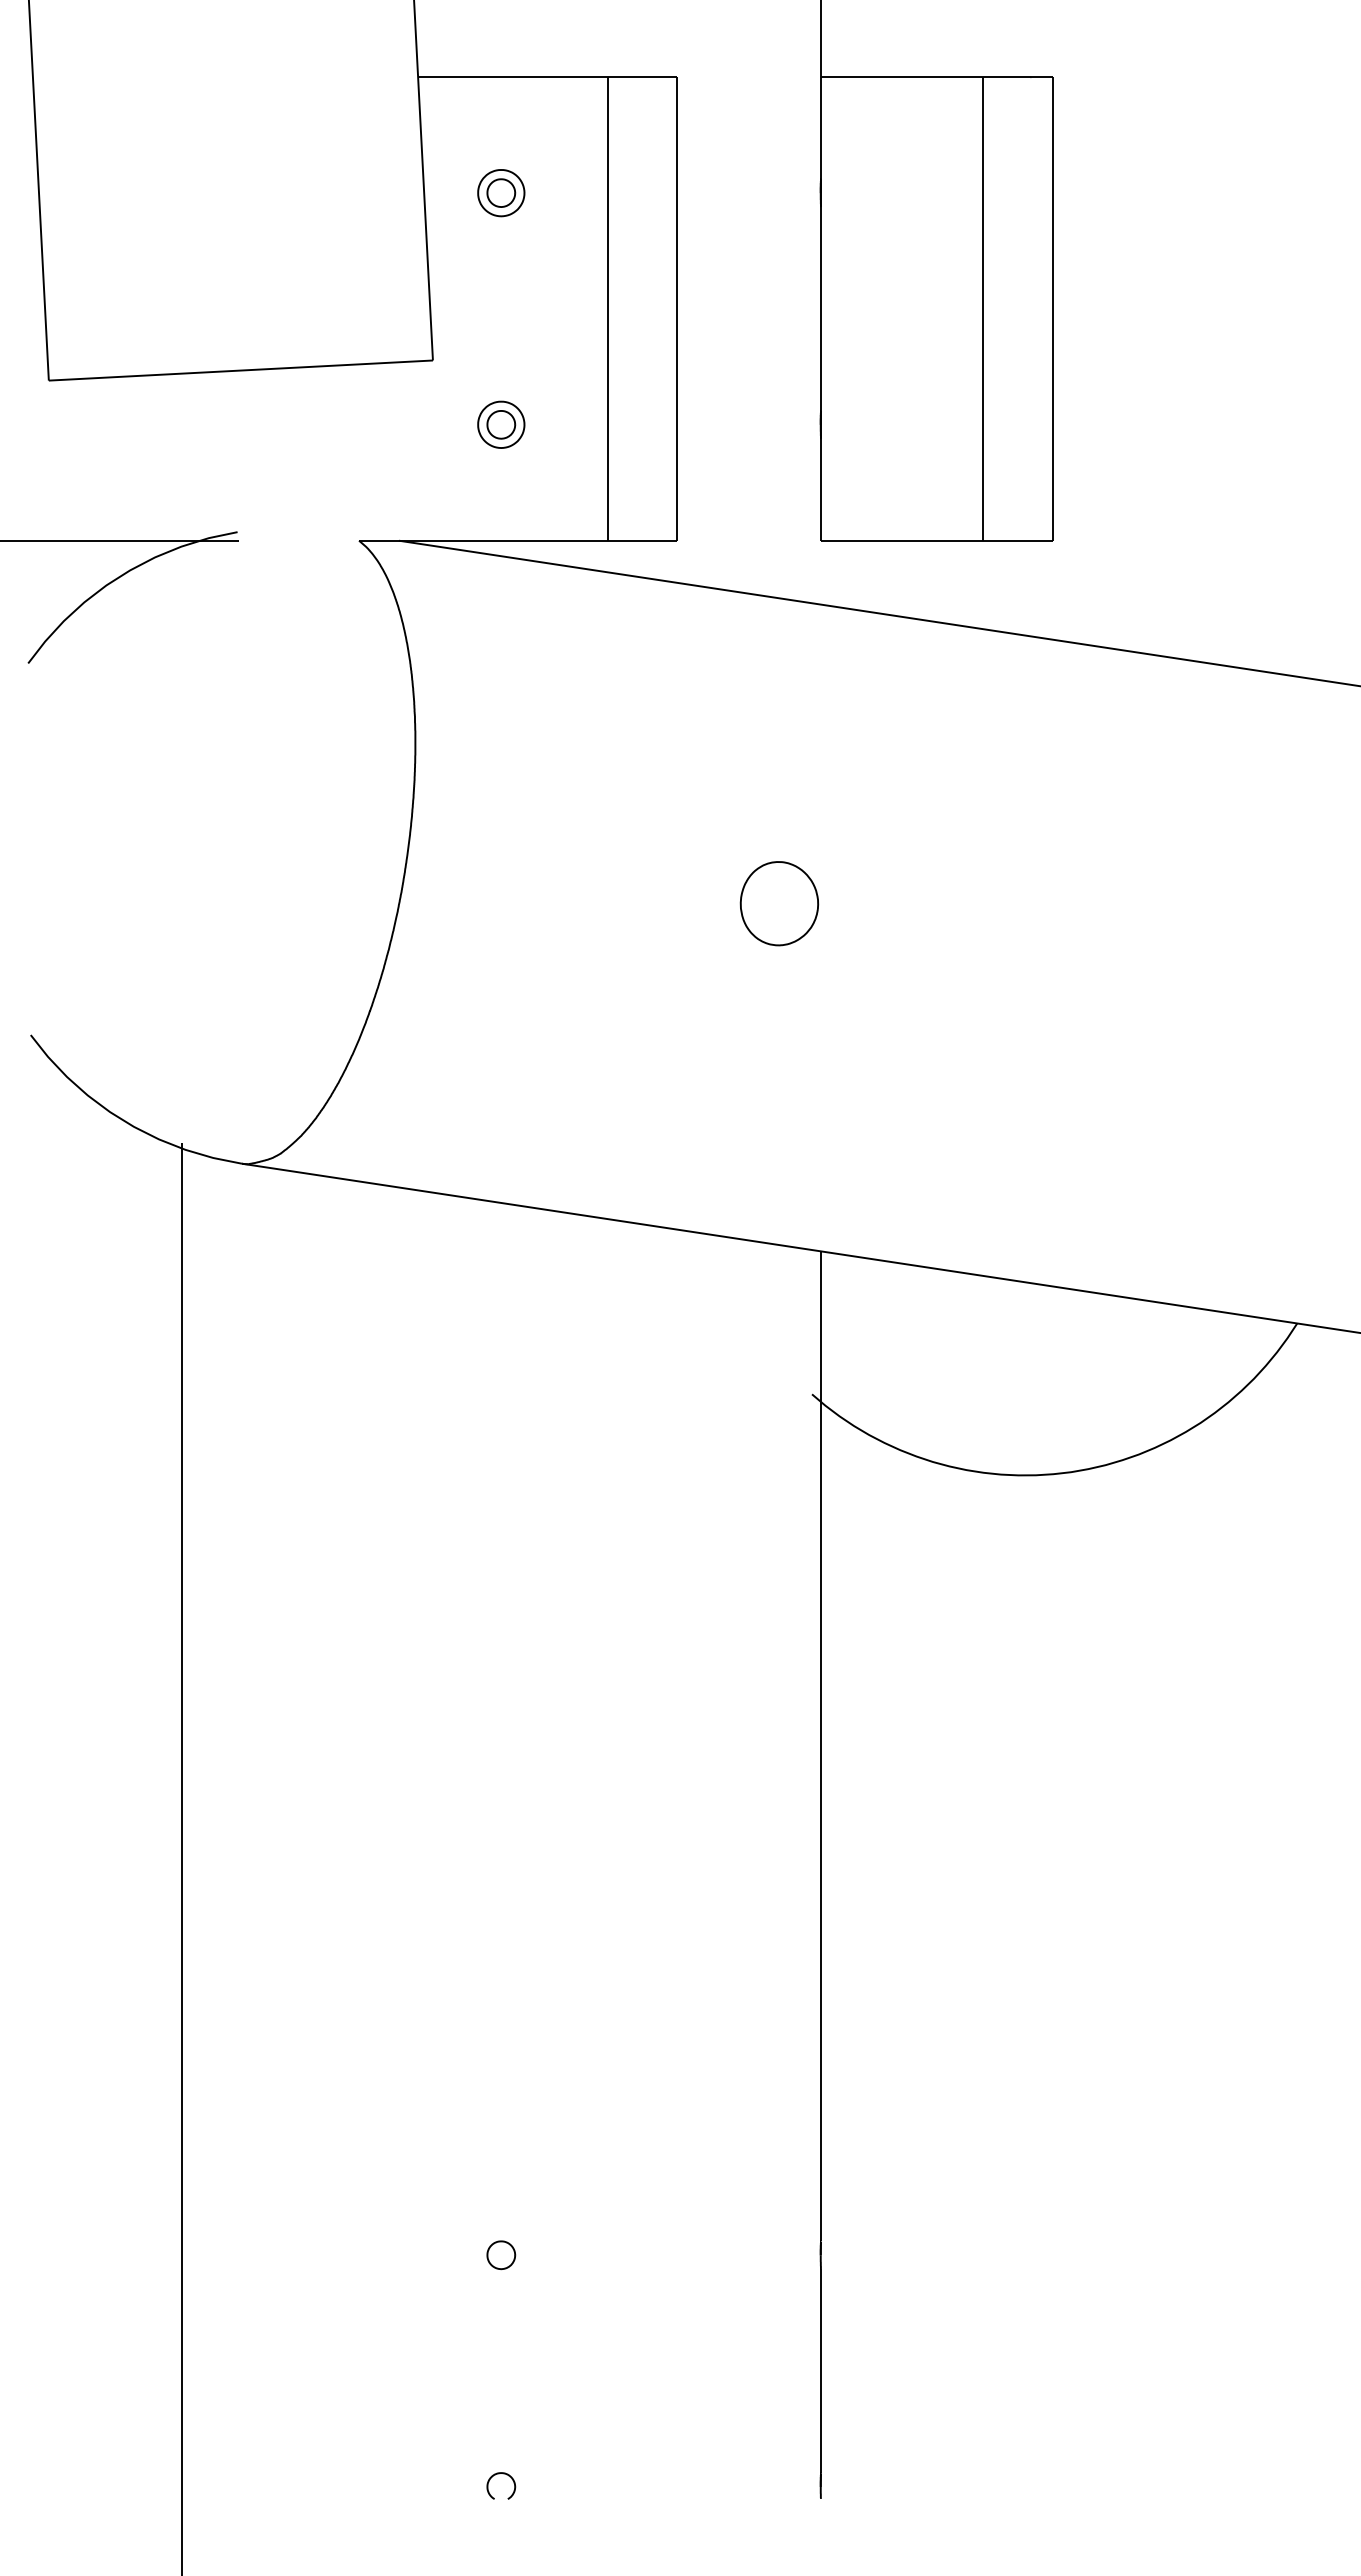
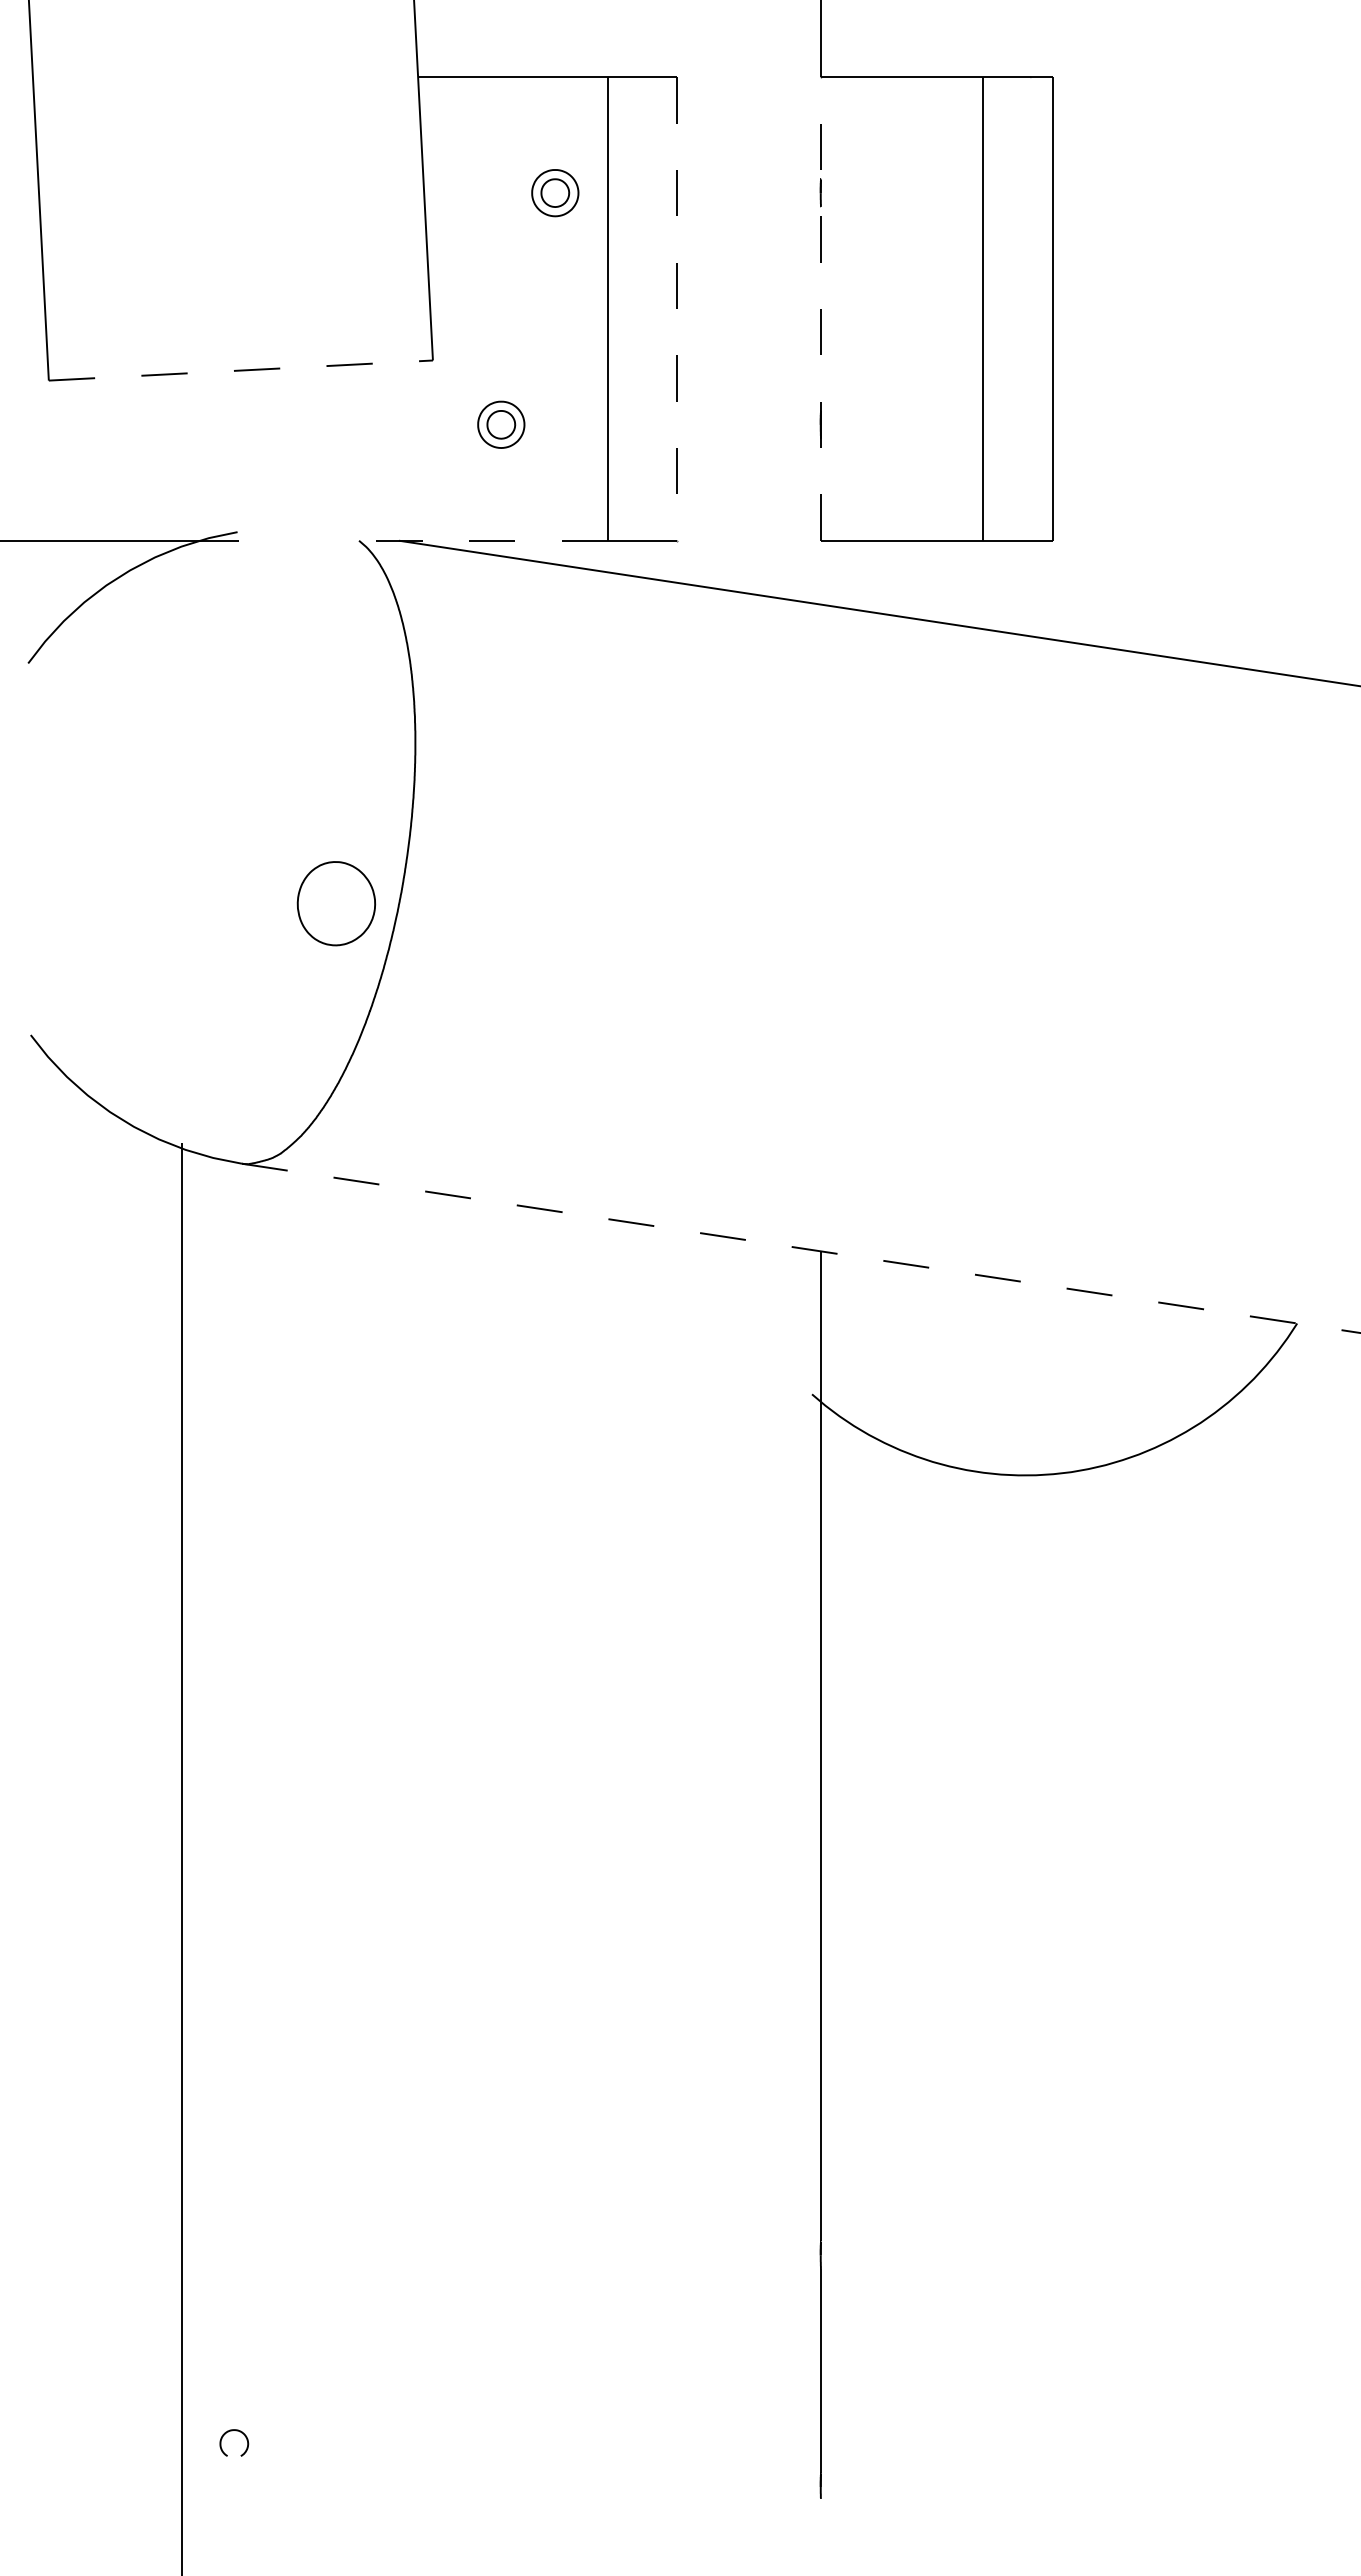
part position: (501, 193) -> (555, 193) (555, 193)
line: solid -> dashed (677, 309)
line: solid -> dashed (821, 309)
line: solid -> dashed (241, 370)
line: solid -> dashed (483, 540)
part position: (779, 903) -> (336, 903) (336, 903)
line: solid -> dashed (801, 1248)
part: present -> none (501, 2255)
part position: (499, 2474) -> (232, 2431) (232, 2431)
